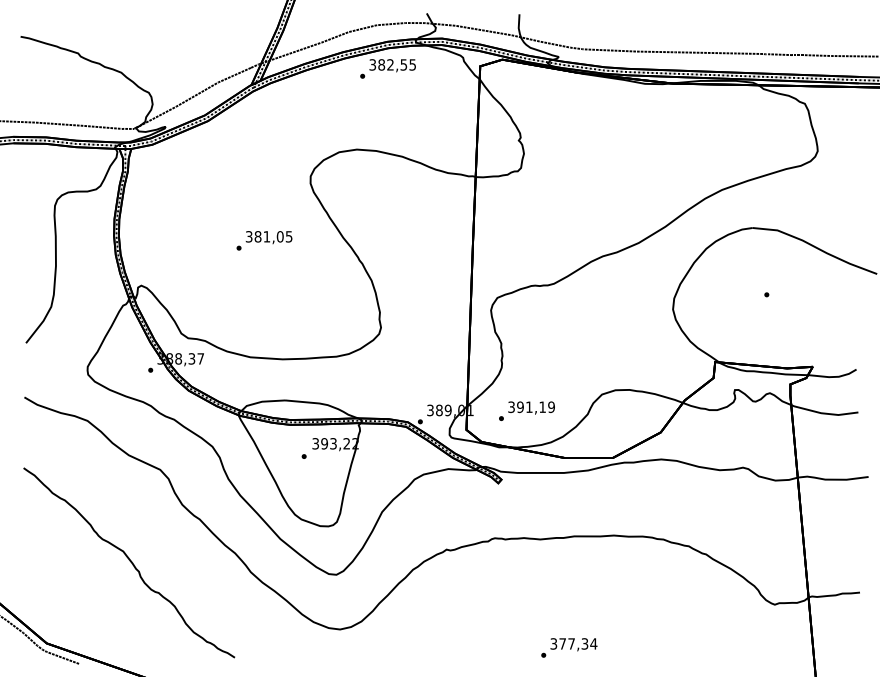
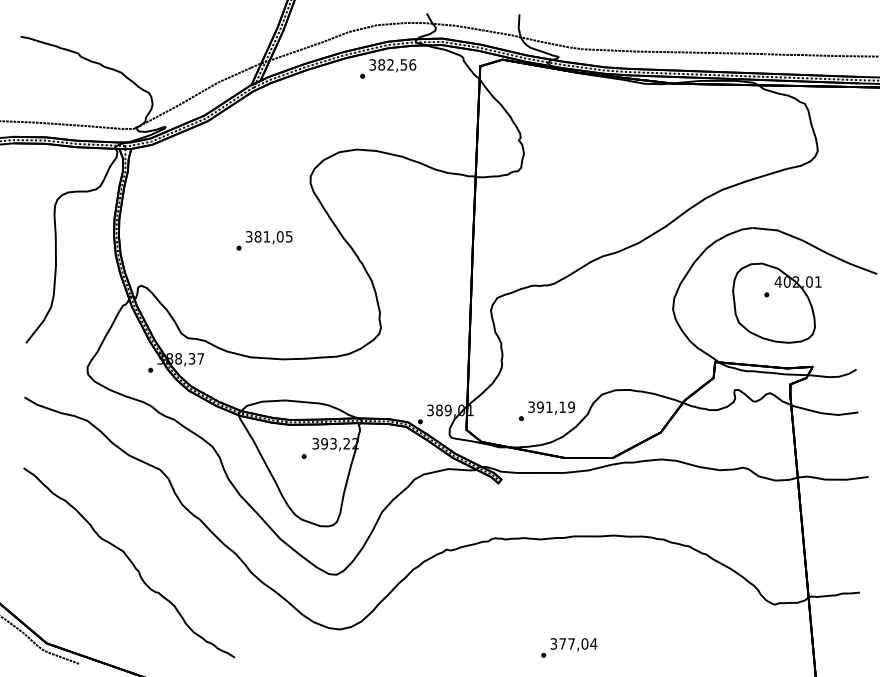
text: 382,55 -> 382,56 (412, 64)
part: none -> present (776, 302)
text position: (526, 410) -> (546, 410) (546, 410)
text: 377,34 -> 377,04 (584, 643)
